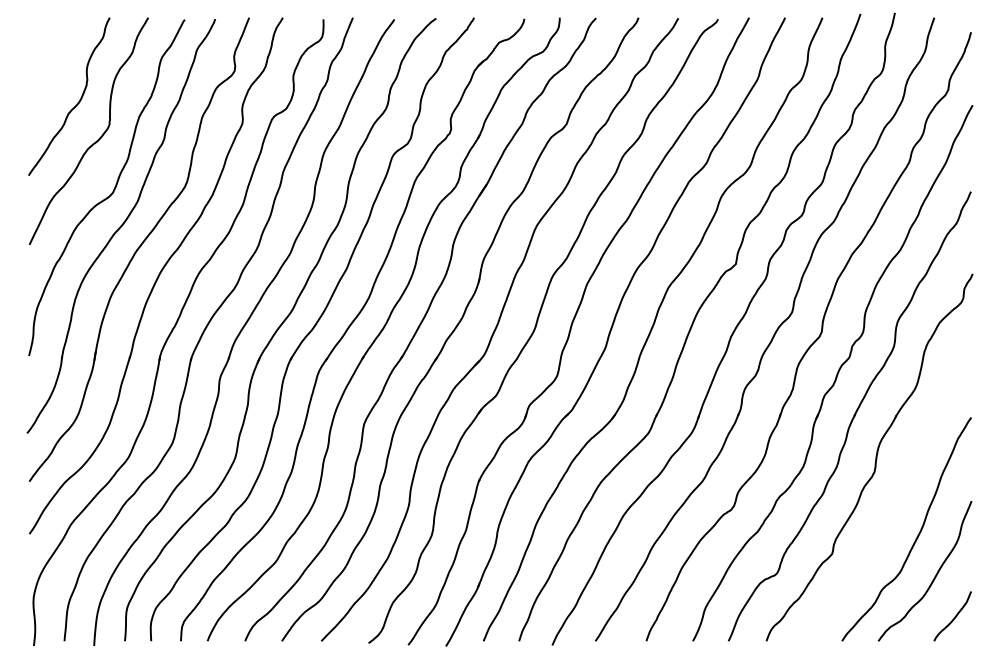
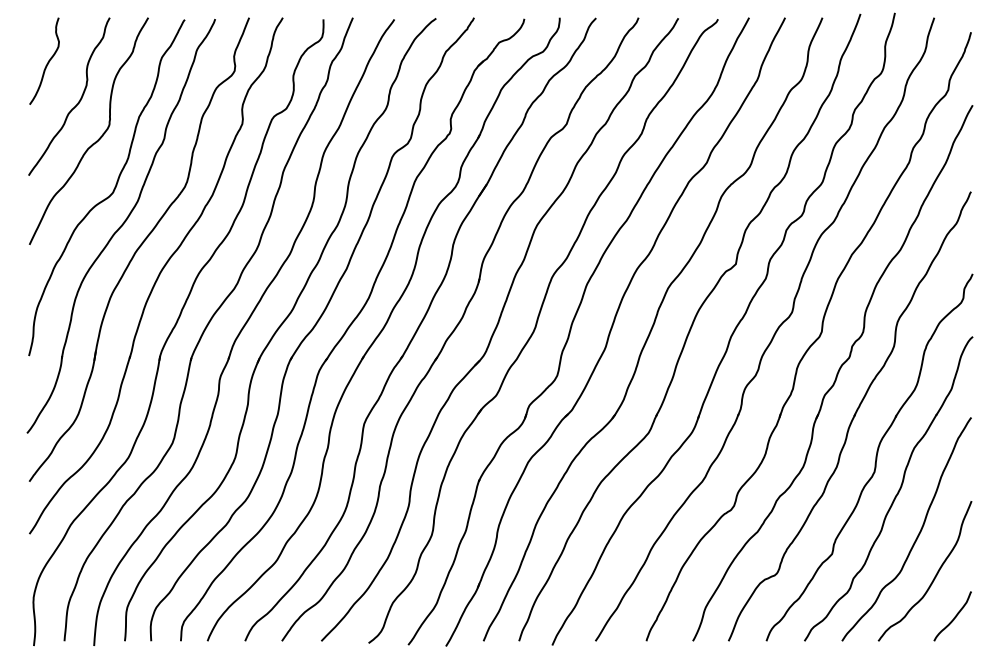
curve: none -> present (47, 62)
part: none -> present (896, 493)
